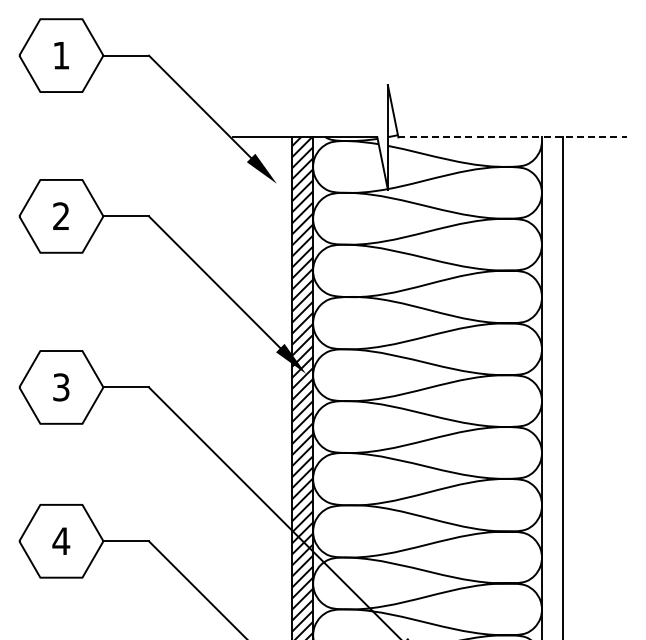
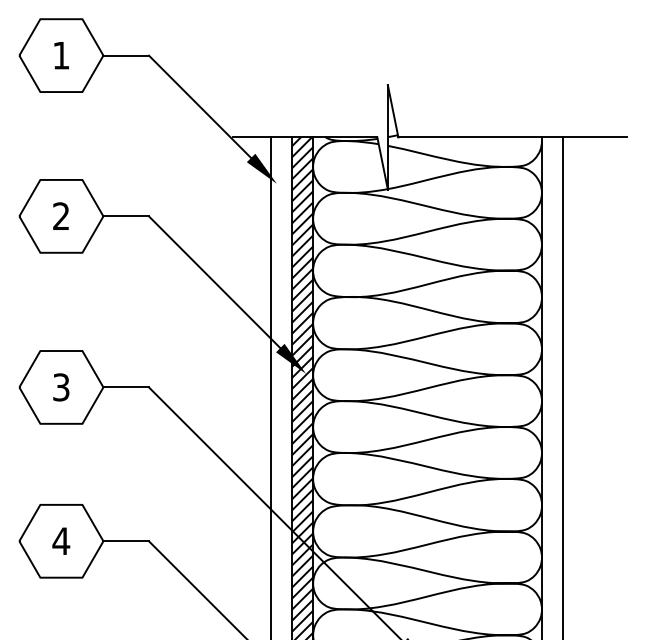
line: dashed -> solid (513, 137)
line: none -> present (271, 386)
